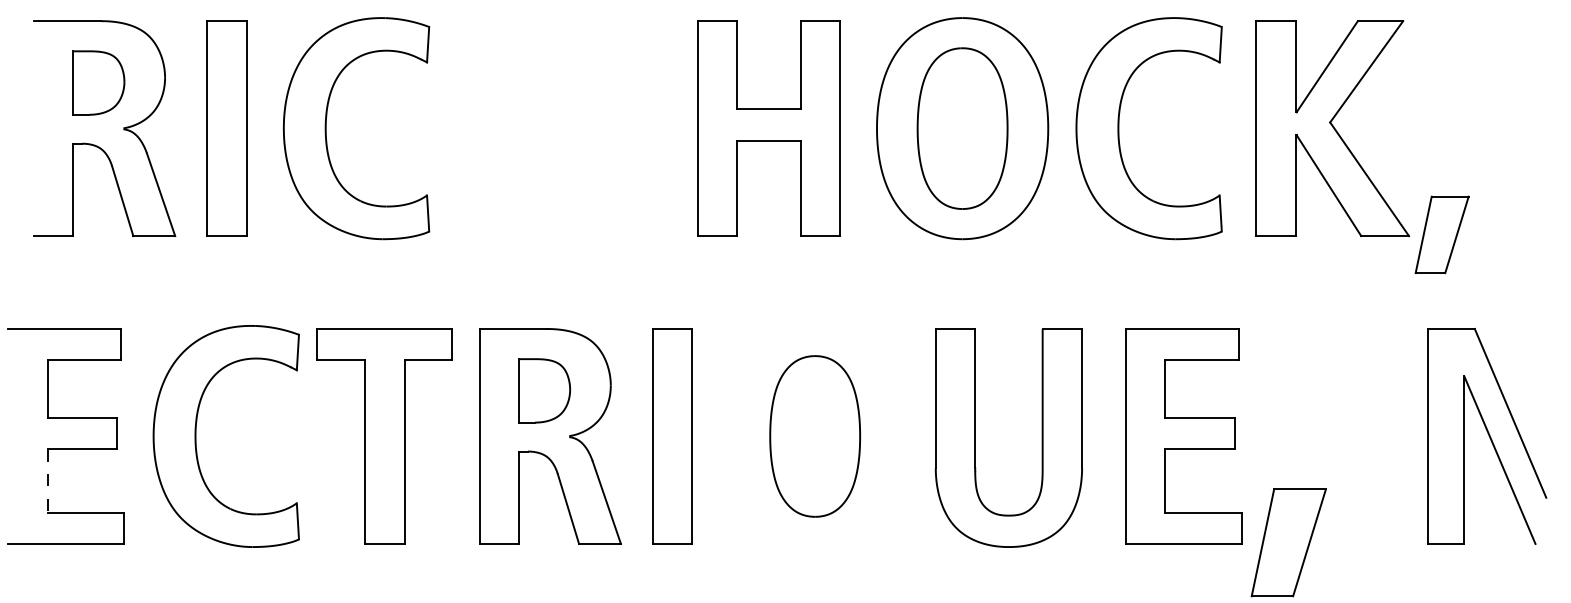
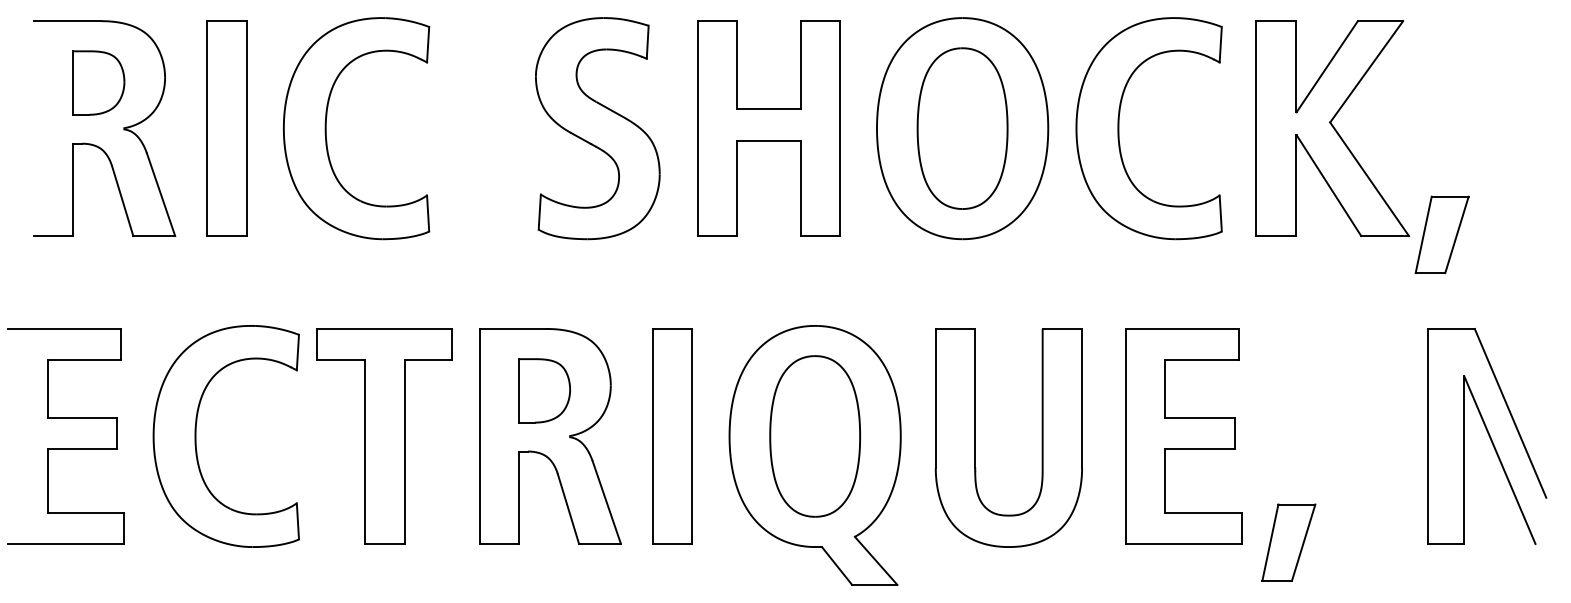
part: none -> present (597, 128)
part: none -> present (814, 455)
line: dashed -> solid (47, 480)
part size: 77x110 px -> 56x79 px (1288, 542)
